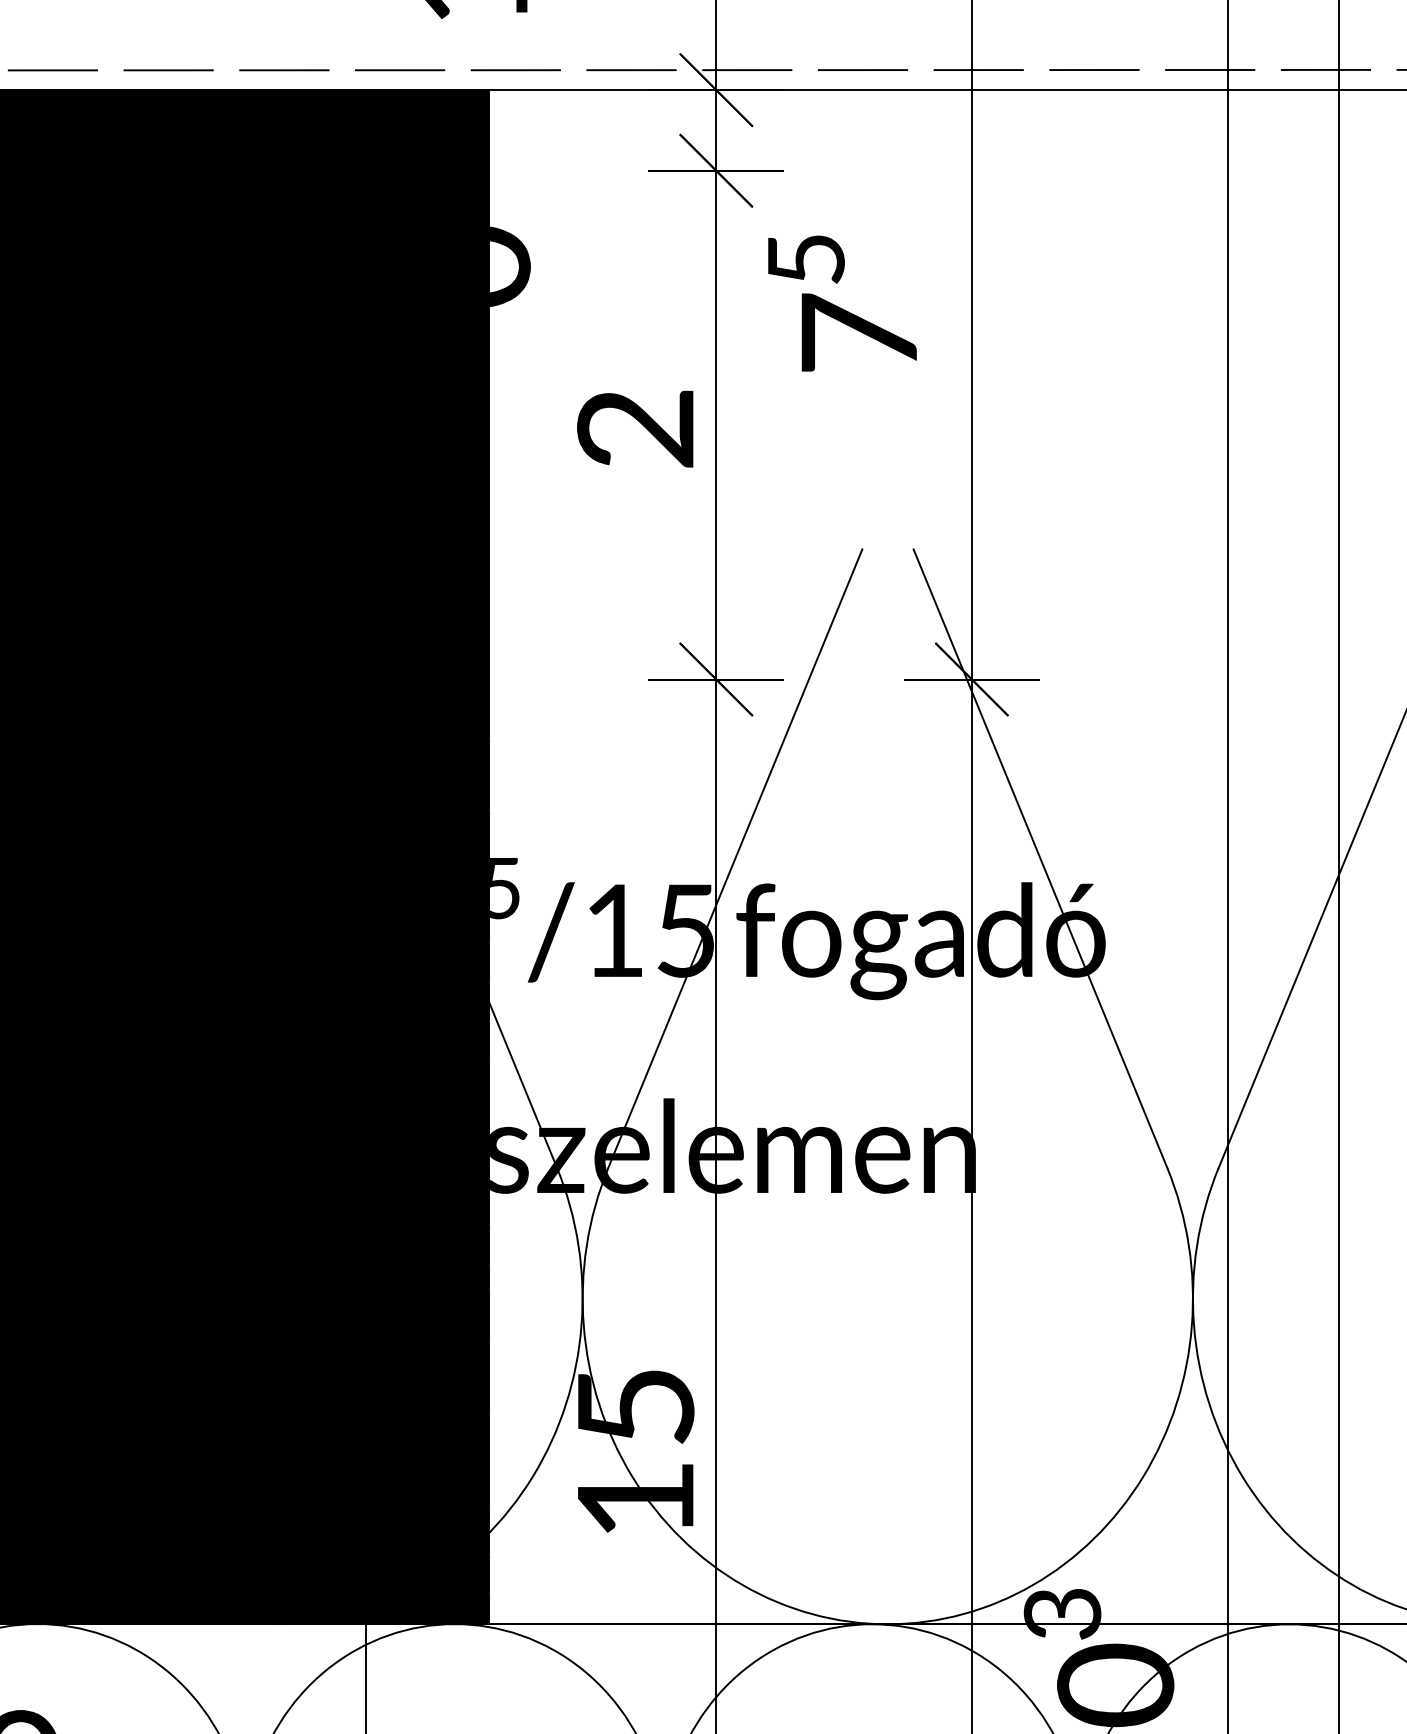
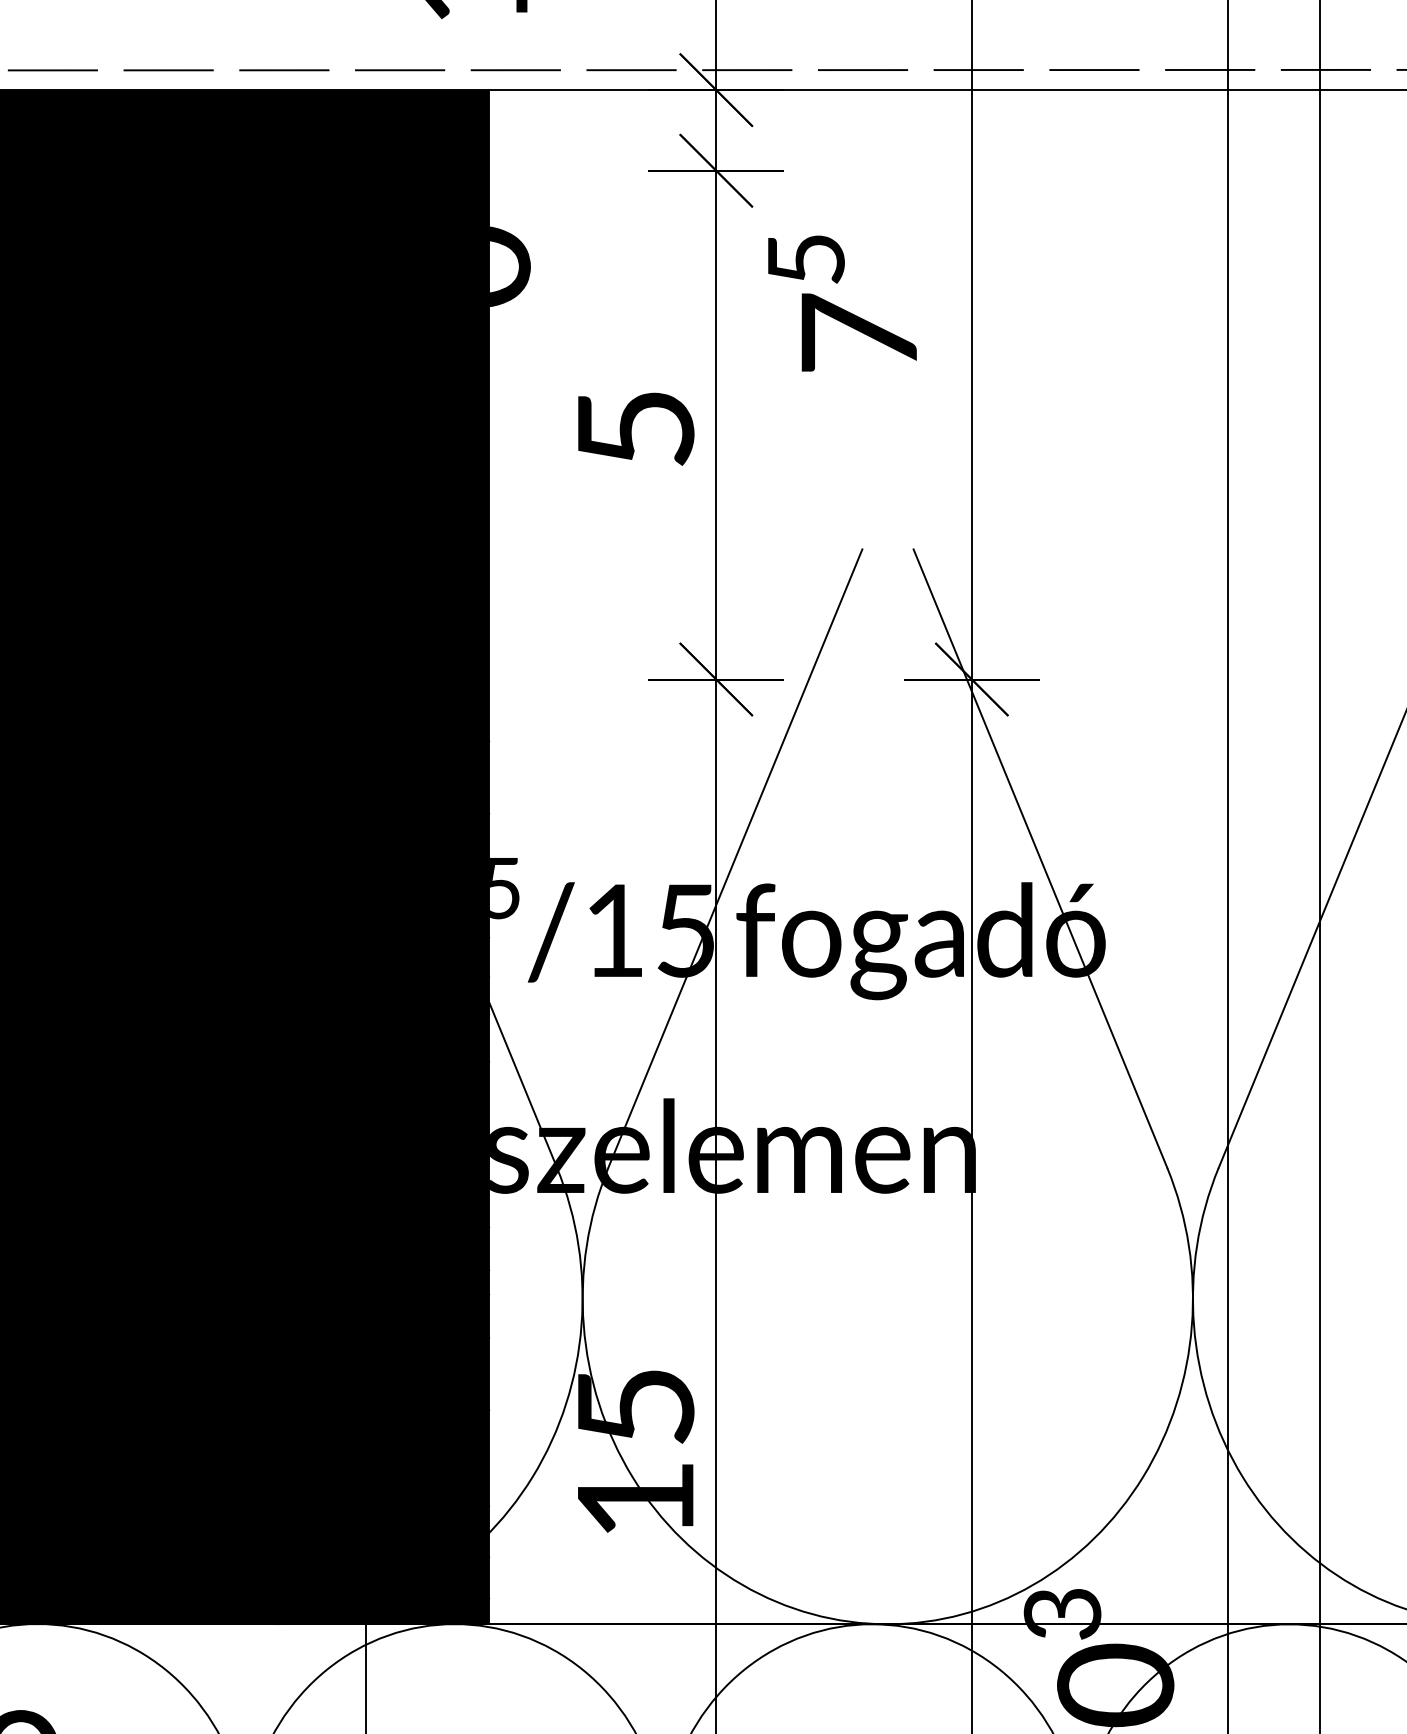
text: 2 -> 5 (635, 428)
line position: (1338, 866) -> (1319, 866) (1319, 866)
